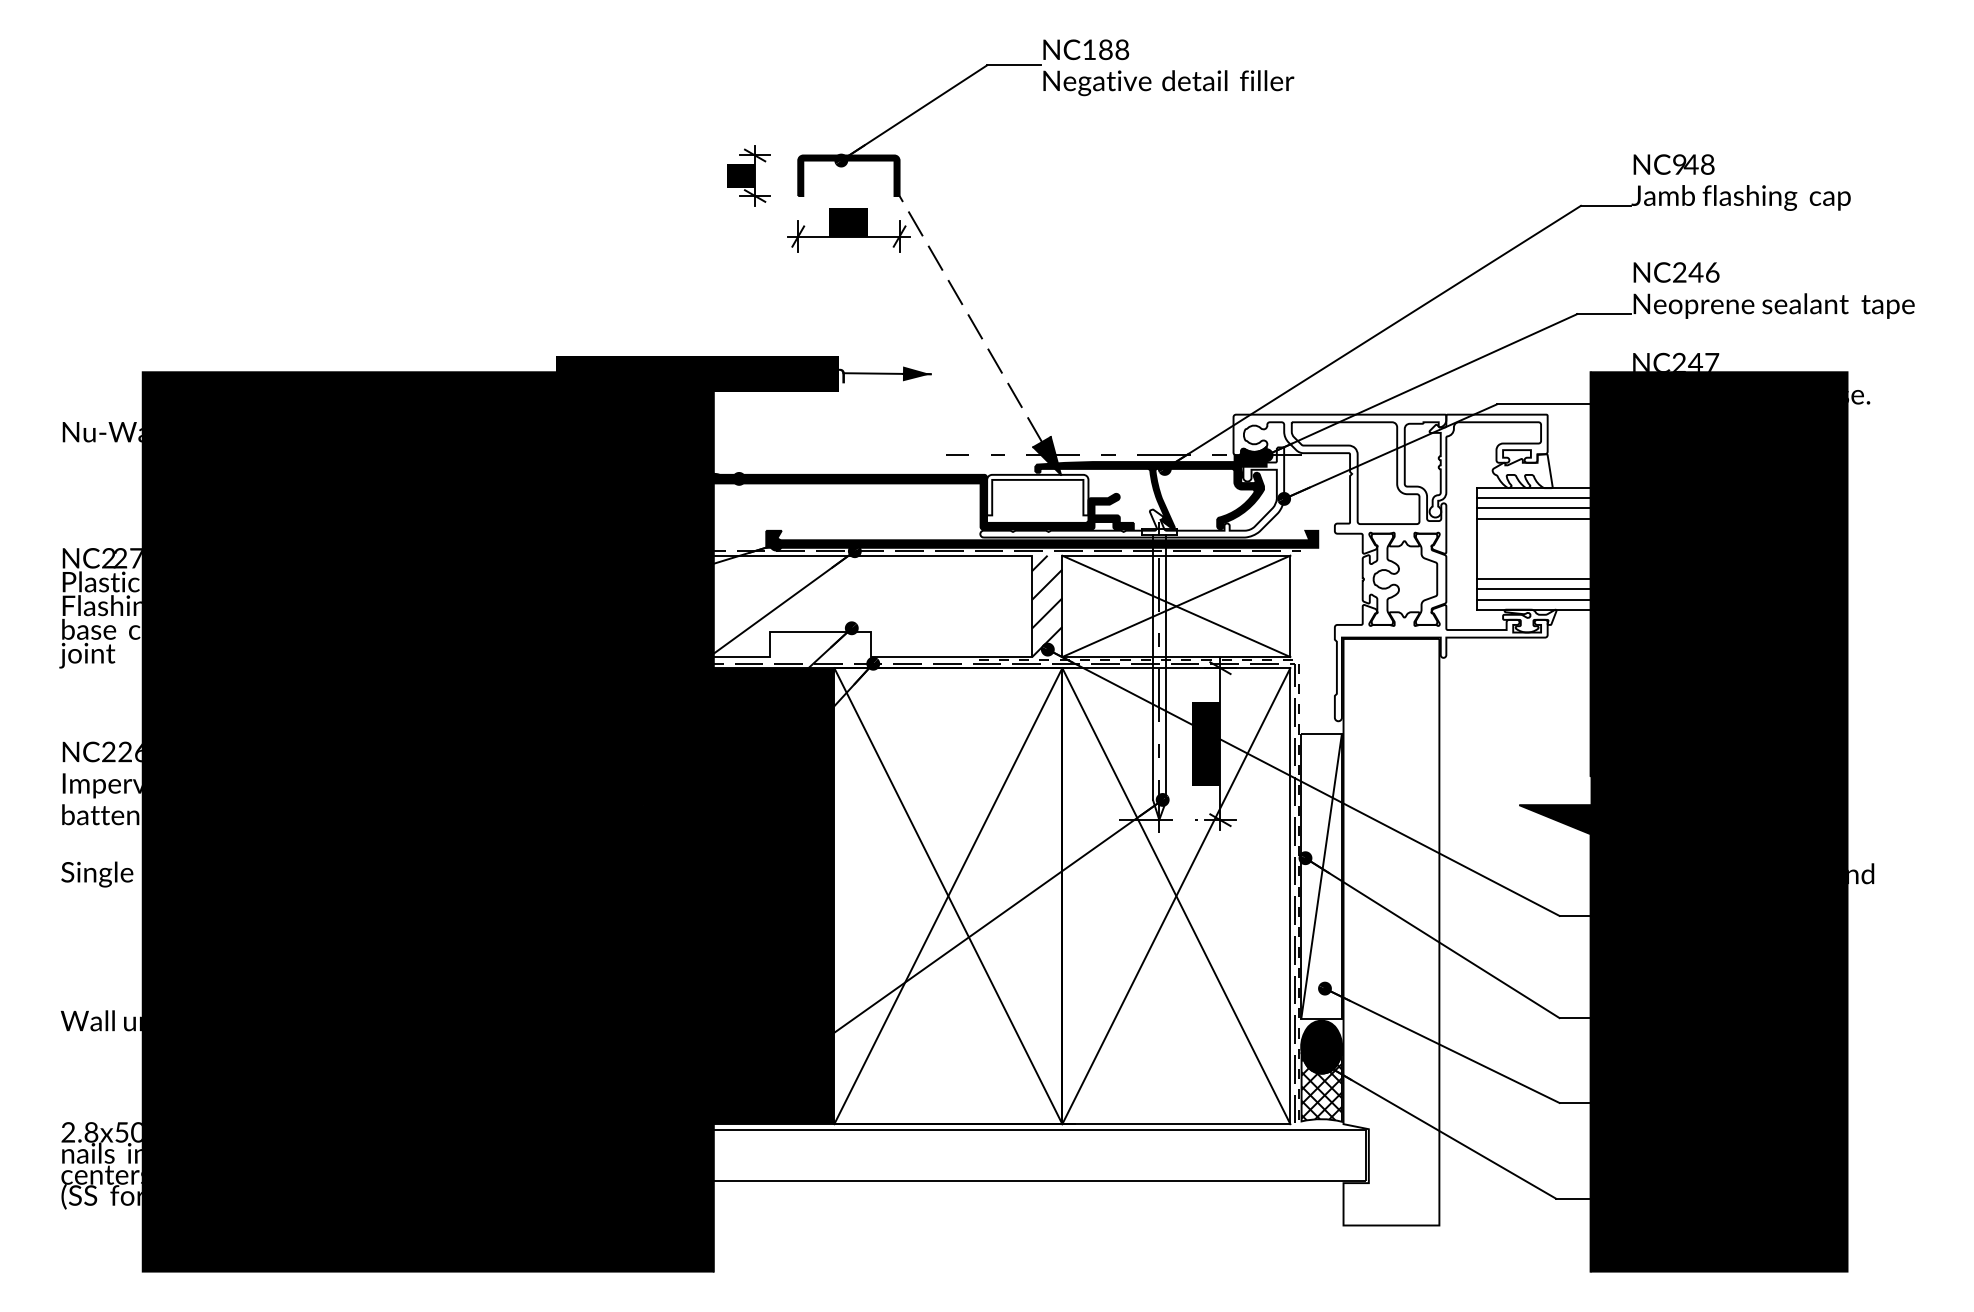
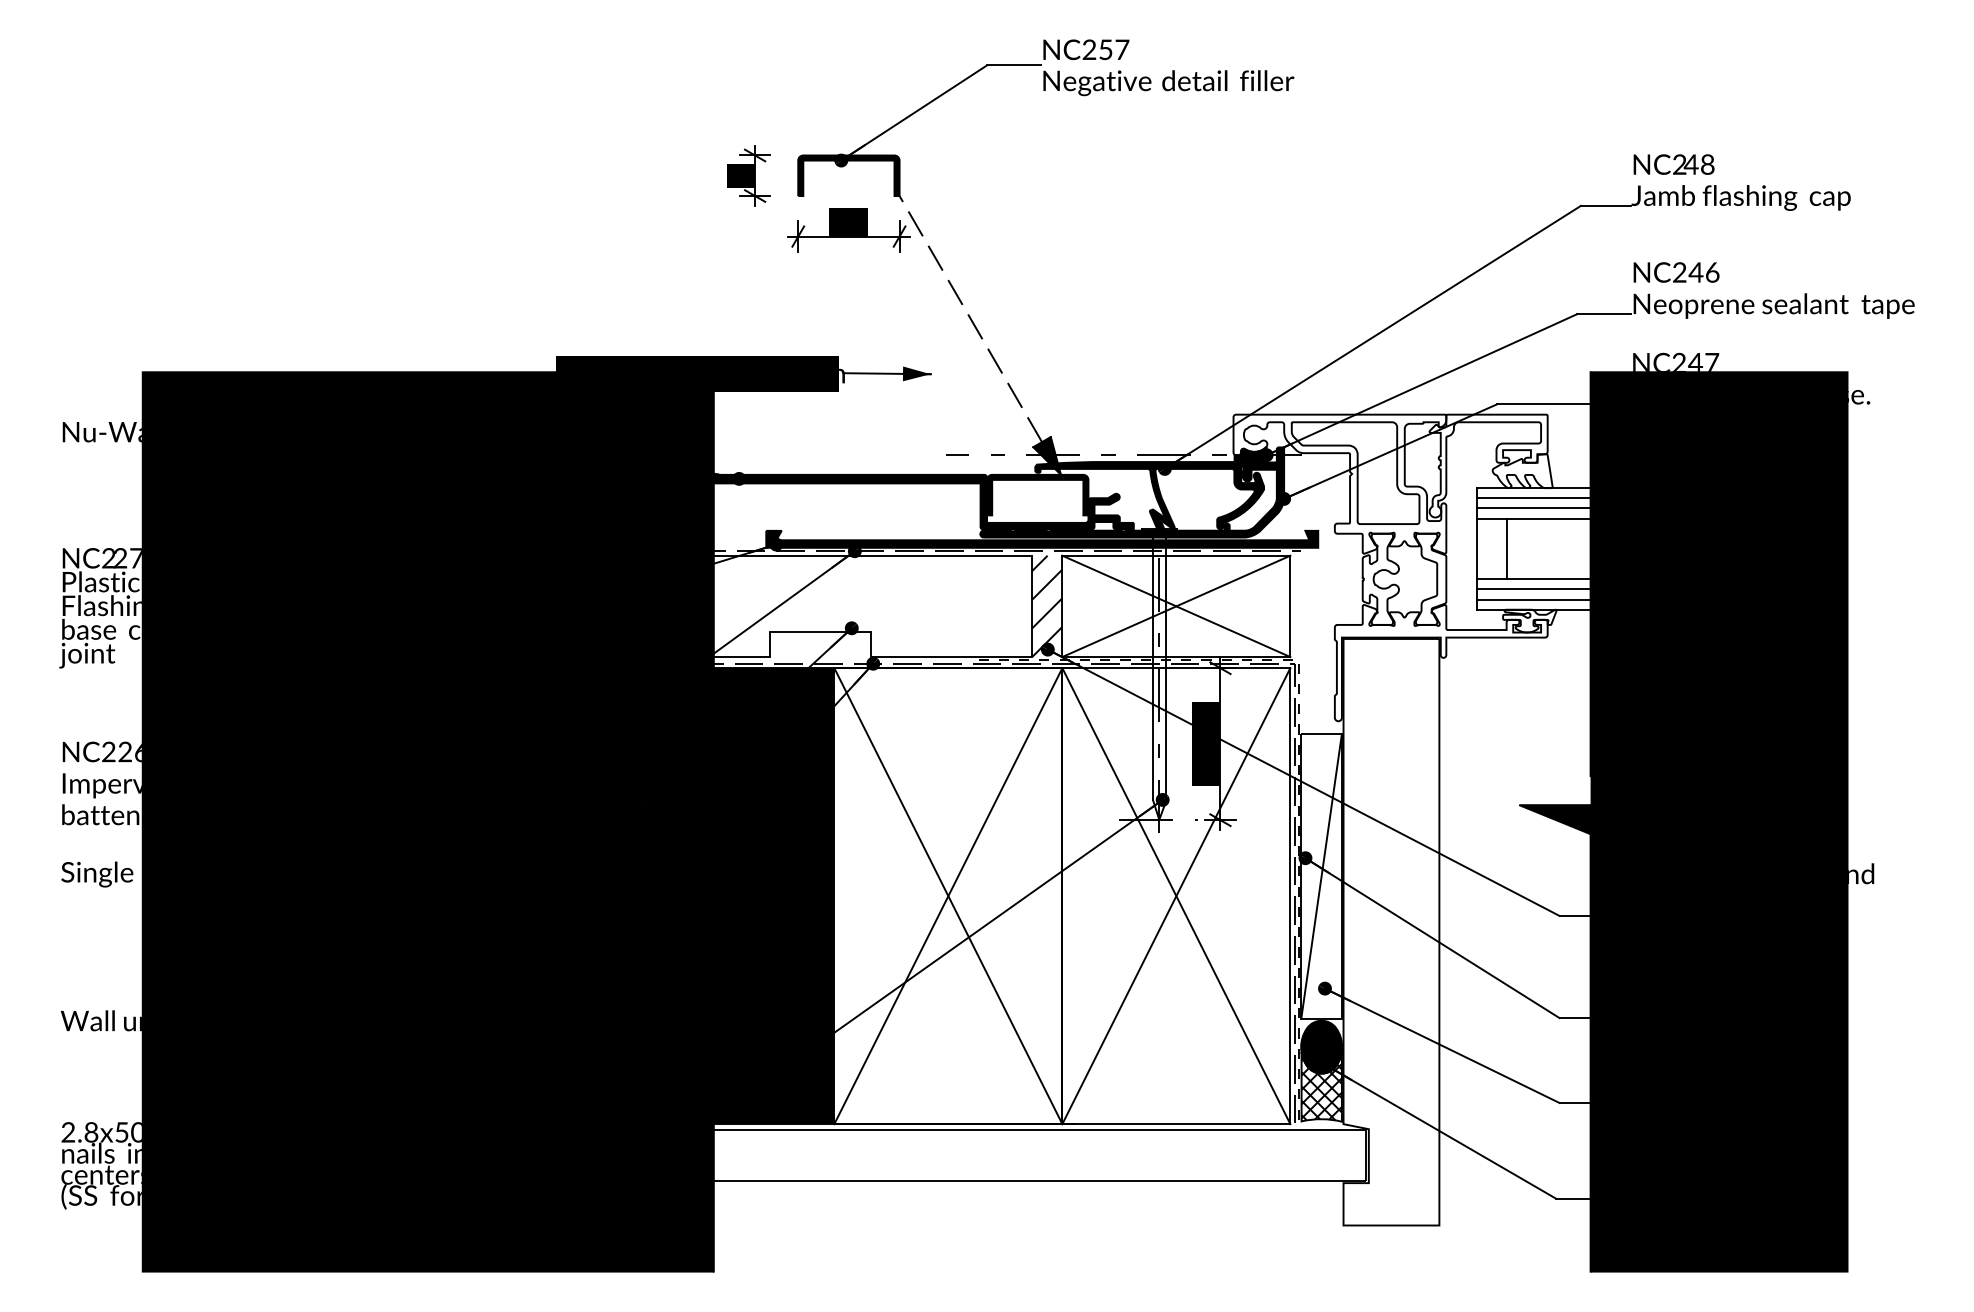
text: NC188 -> NC257 (1105, 49)
text: NC9 -> NC2 (1679, 164)
fill: none -> present (1132, 492)
fill: none -> present (1037, 494)
line: none -> present (1507, 548)
